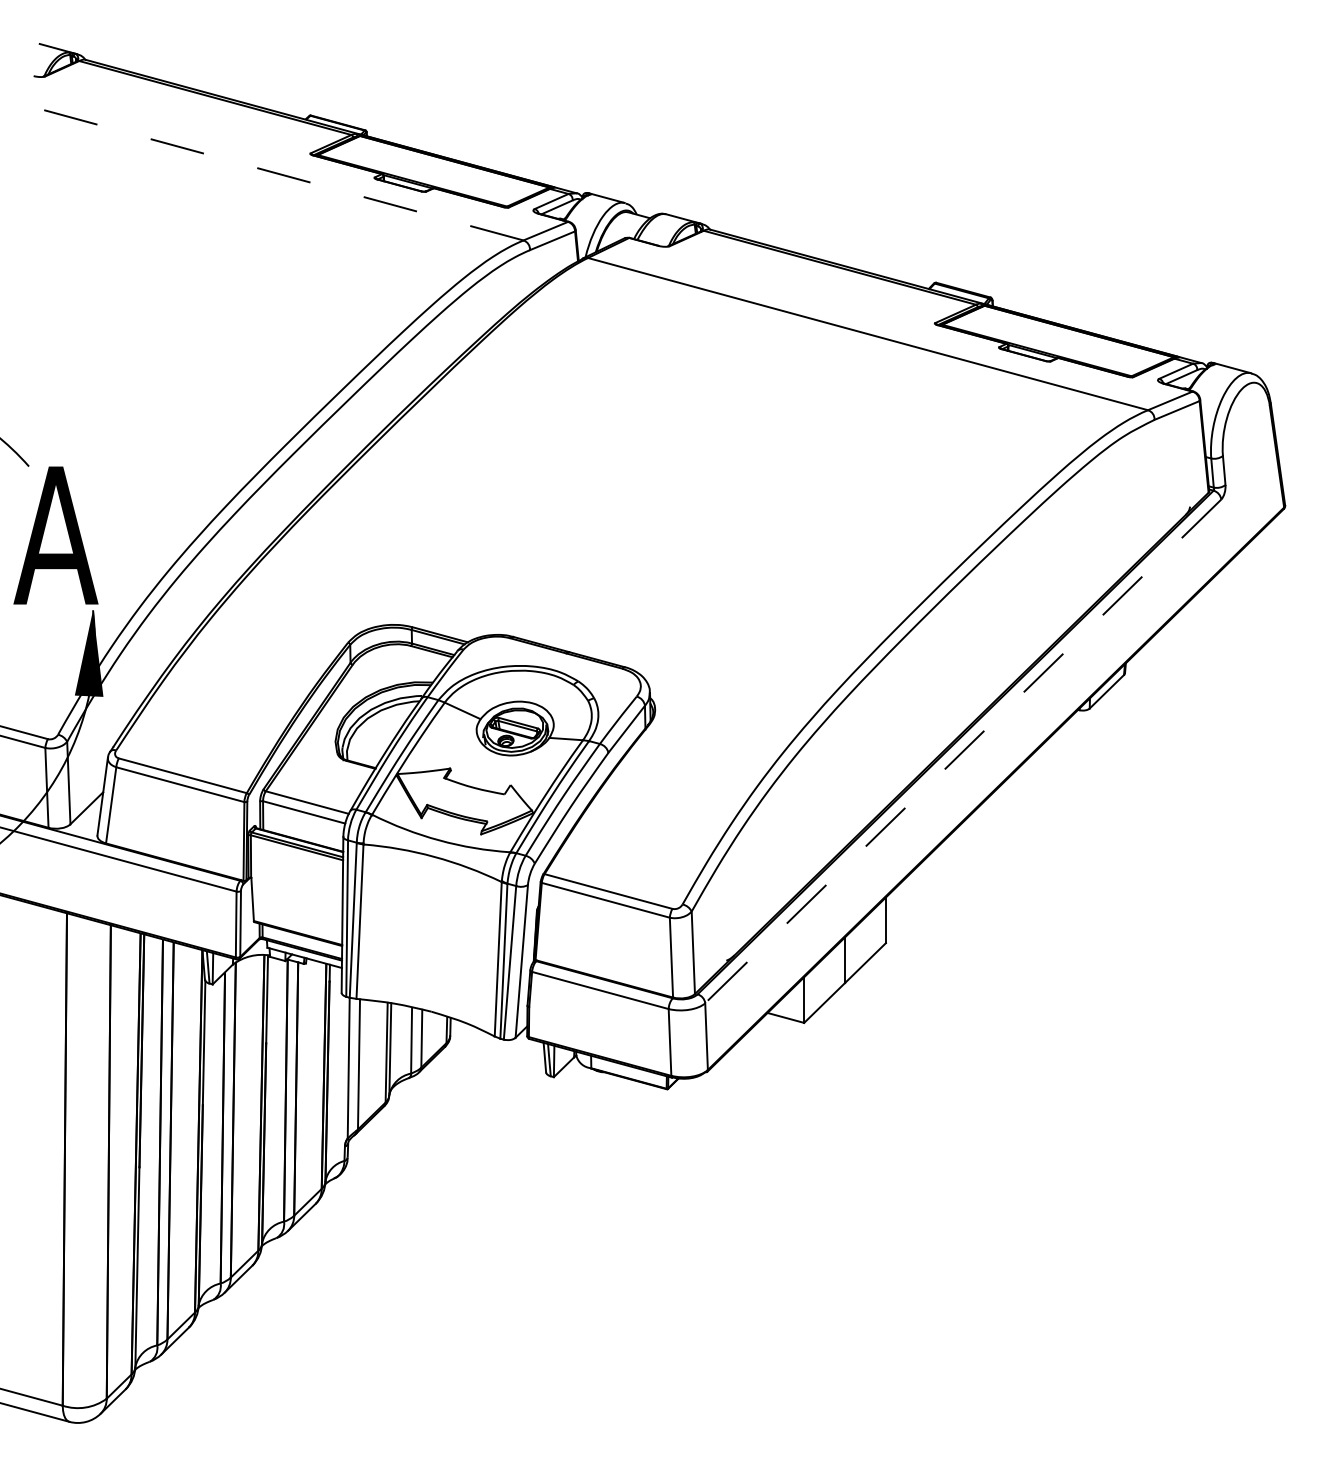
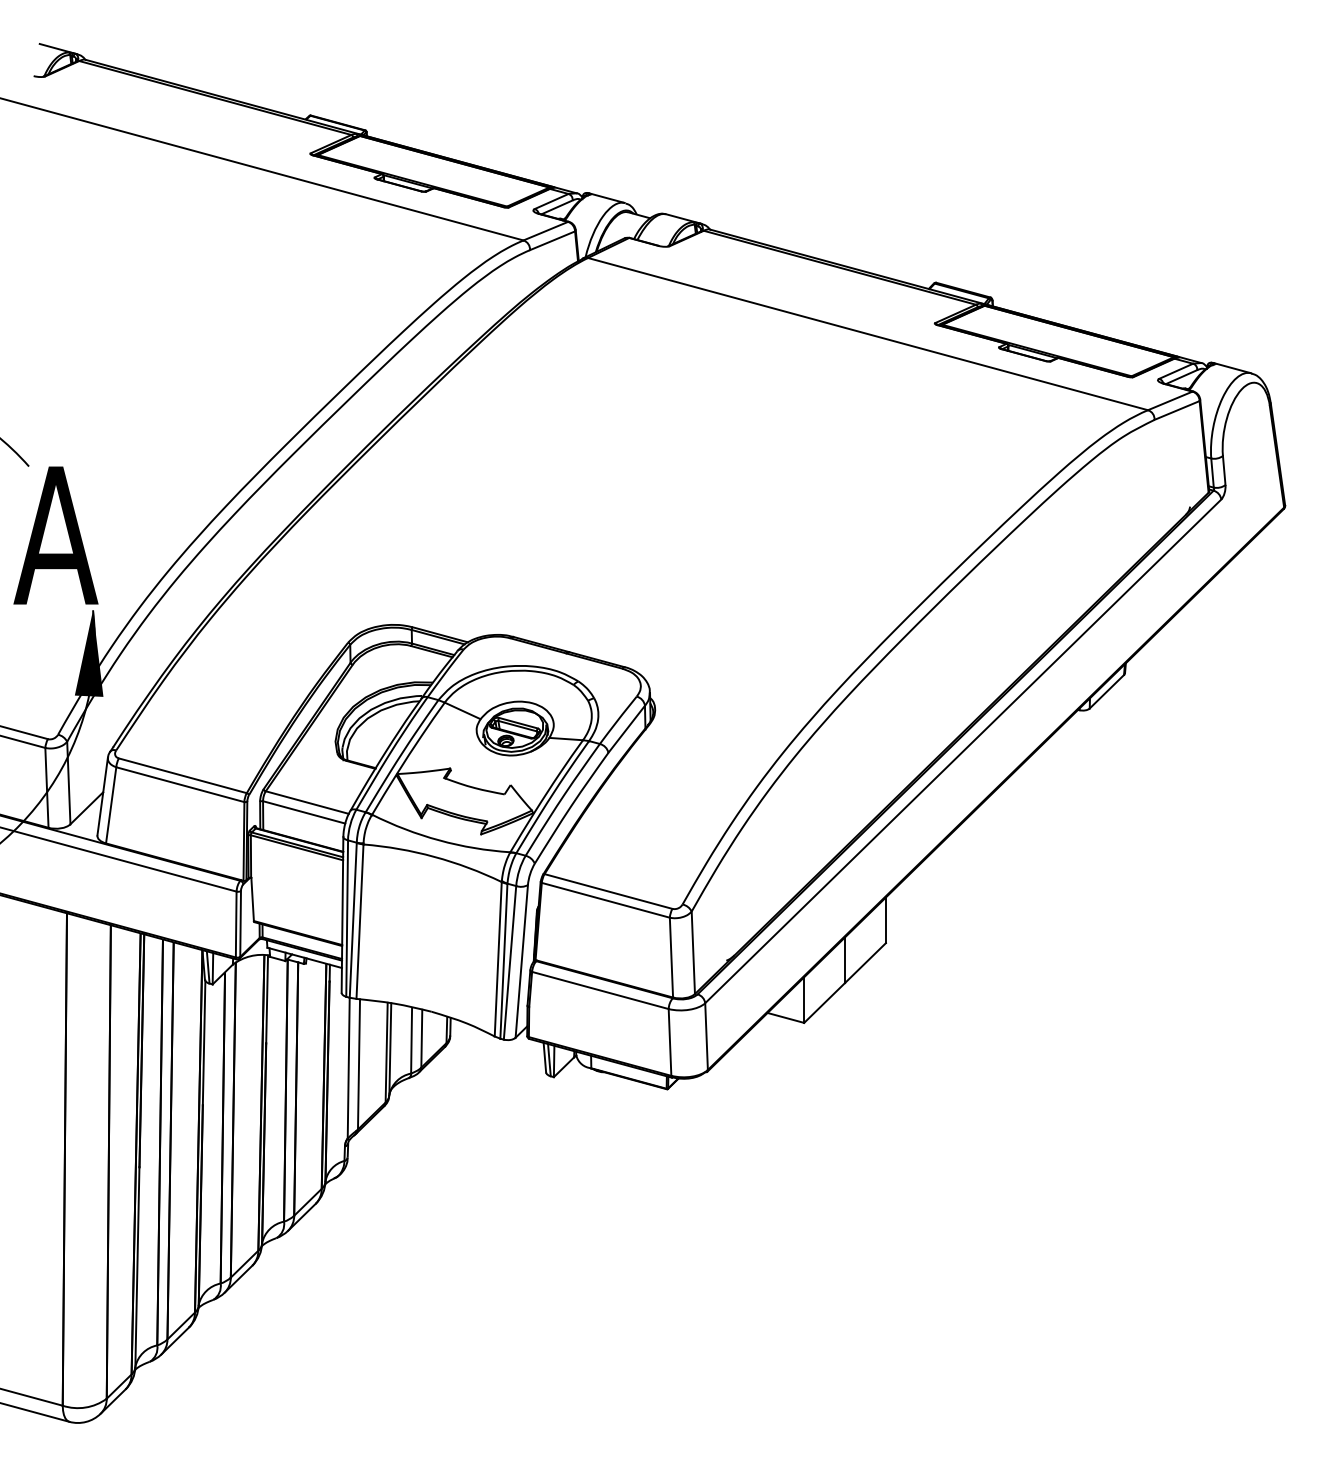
line: dashed -> solid (261, 169)
line: dashed -> solid (963, 751)
